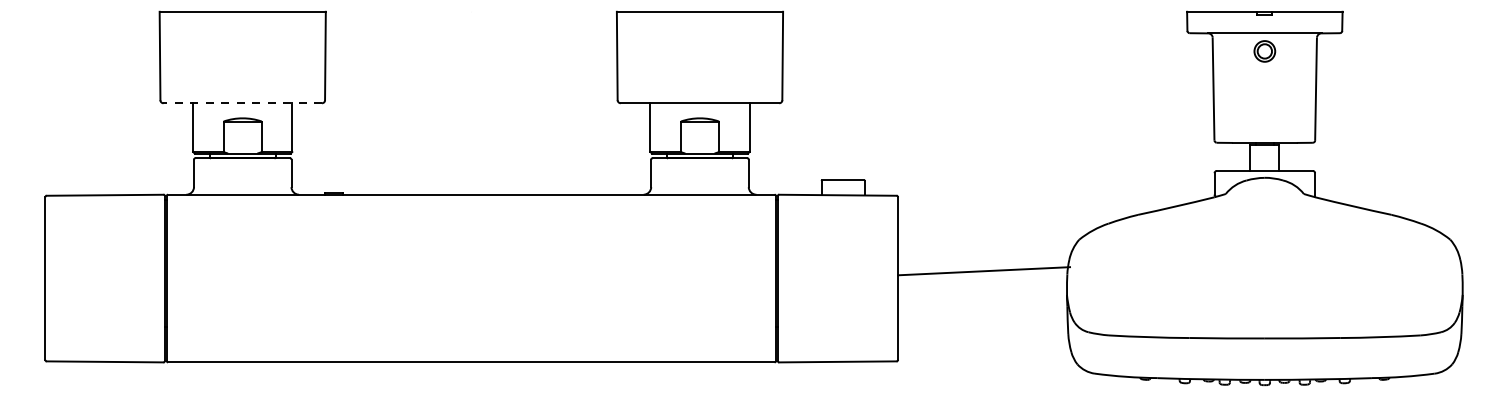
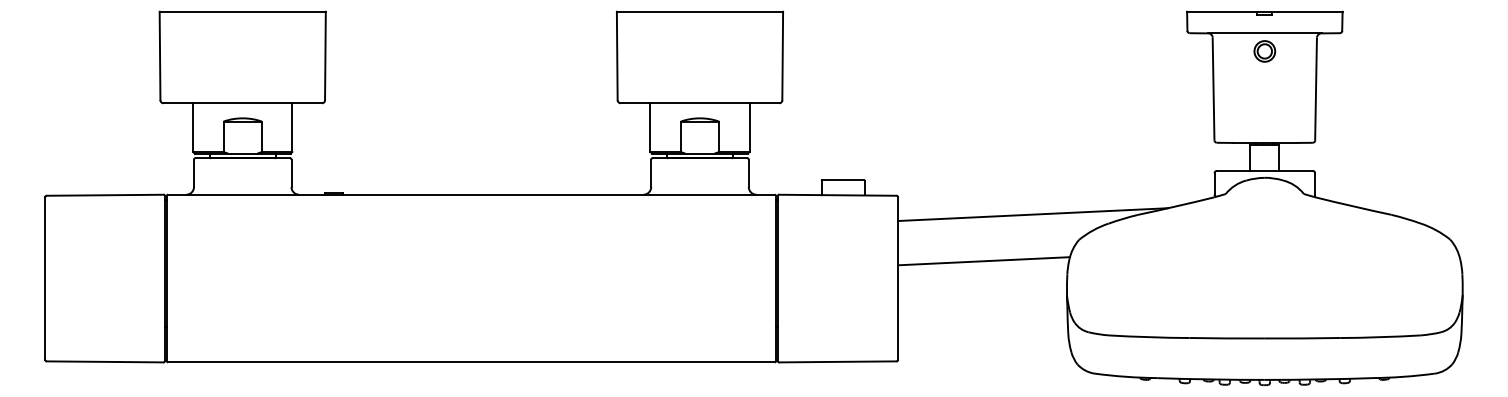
line: dashed -> solid (242, 103)
line: none -> present (1033, 214)
line position: (984, 271) -> (984, 261) (984, 261)
